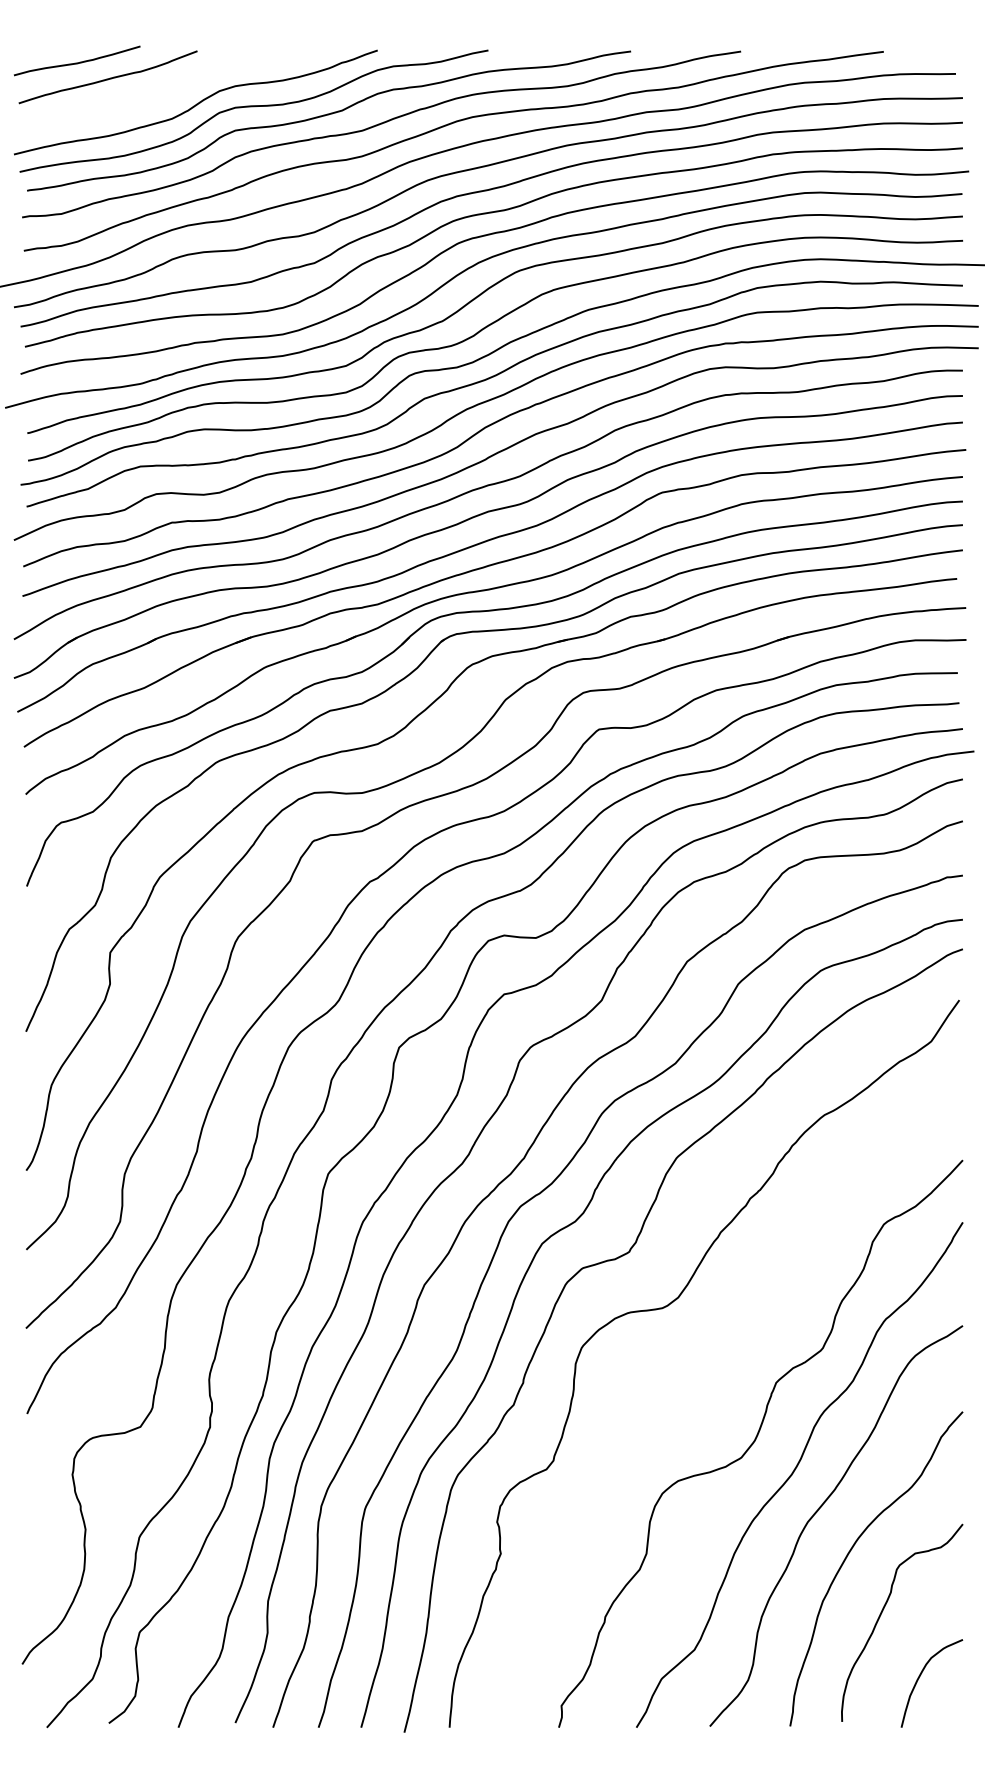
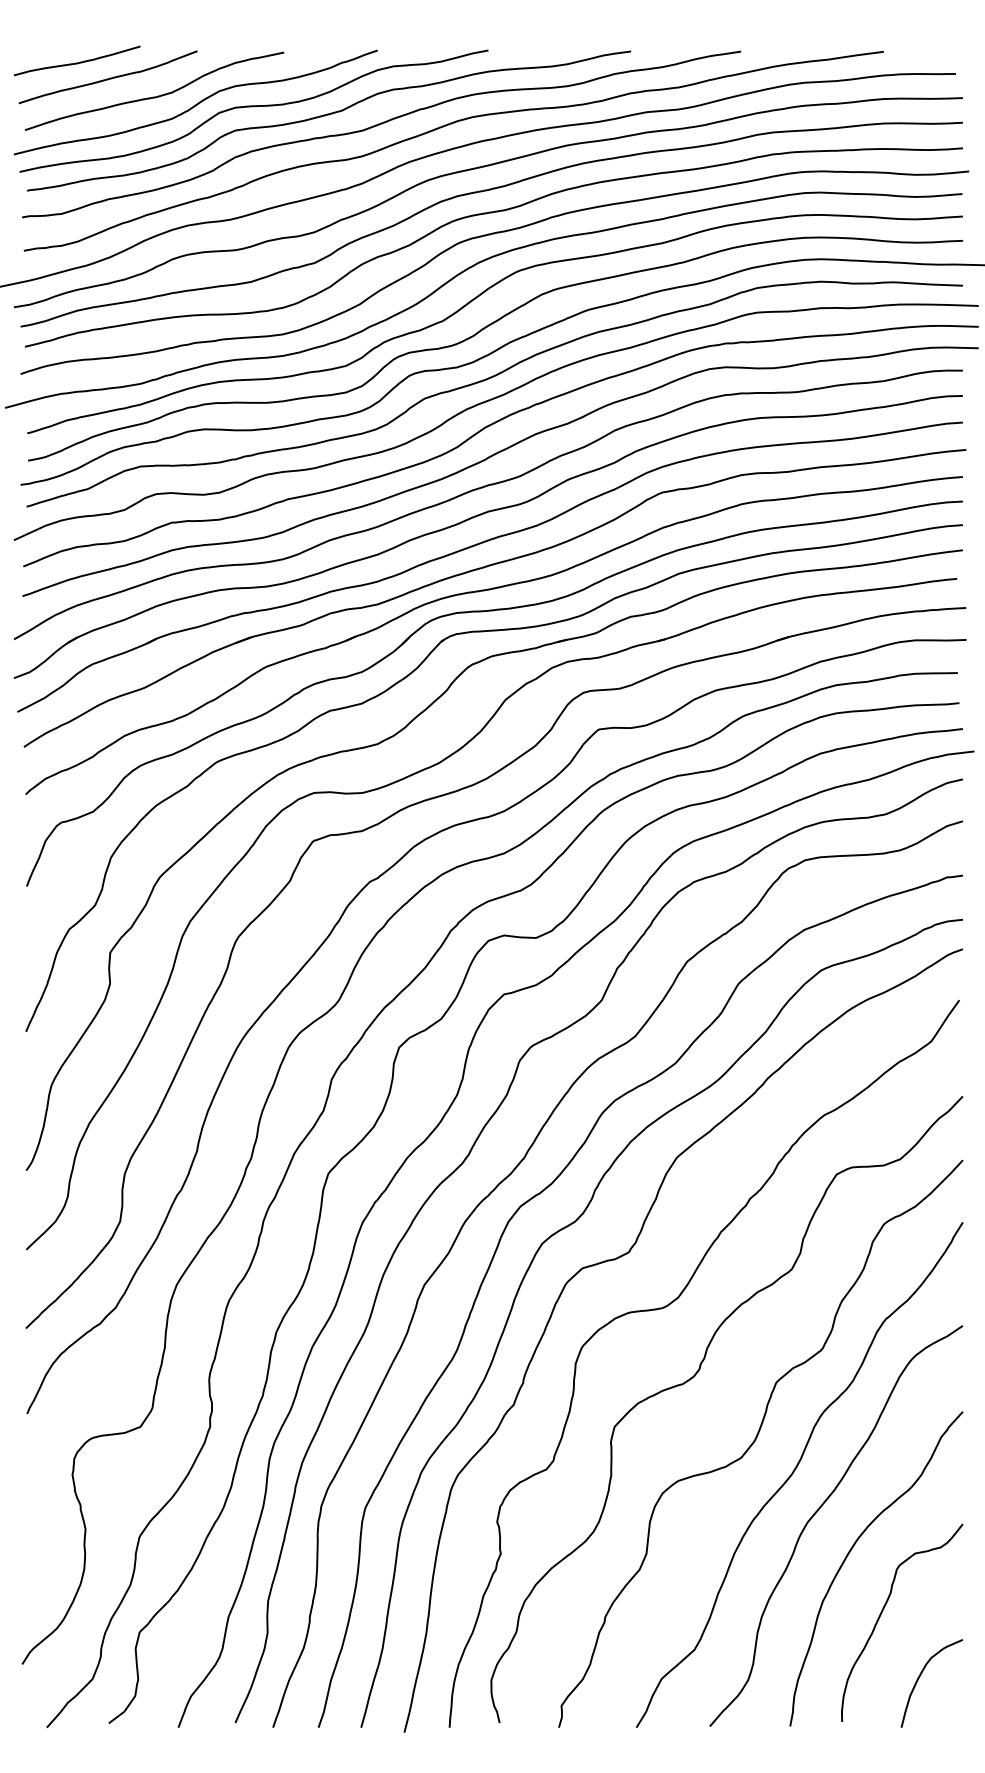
curve: none -> present (157, 95)
curve: none -> present (694, 1377)
